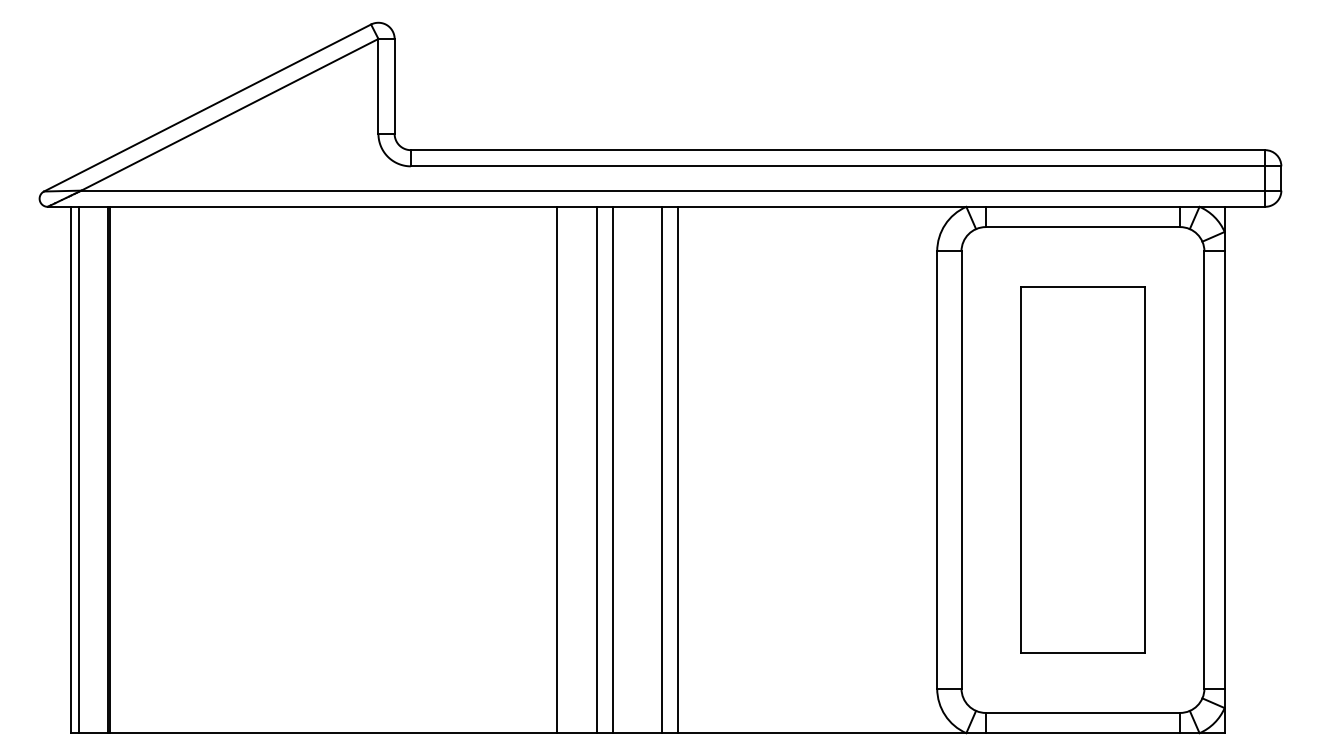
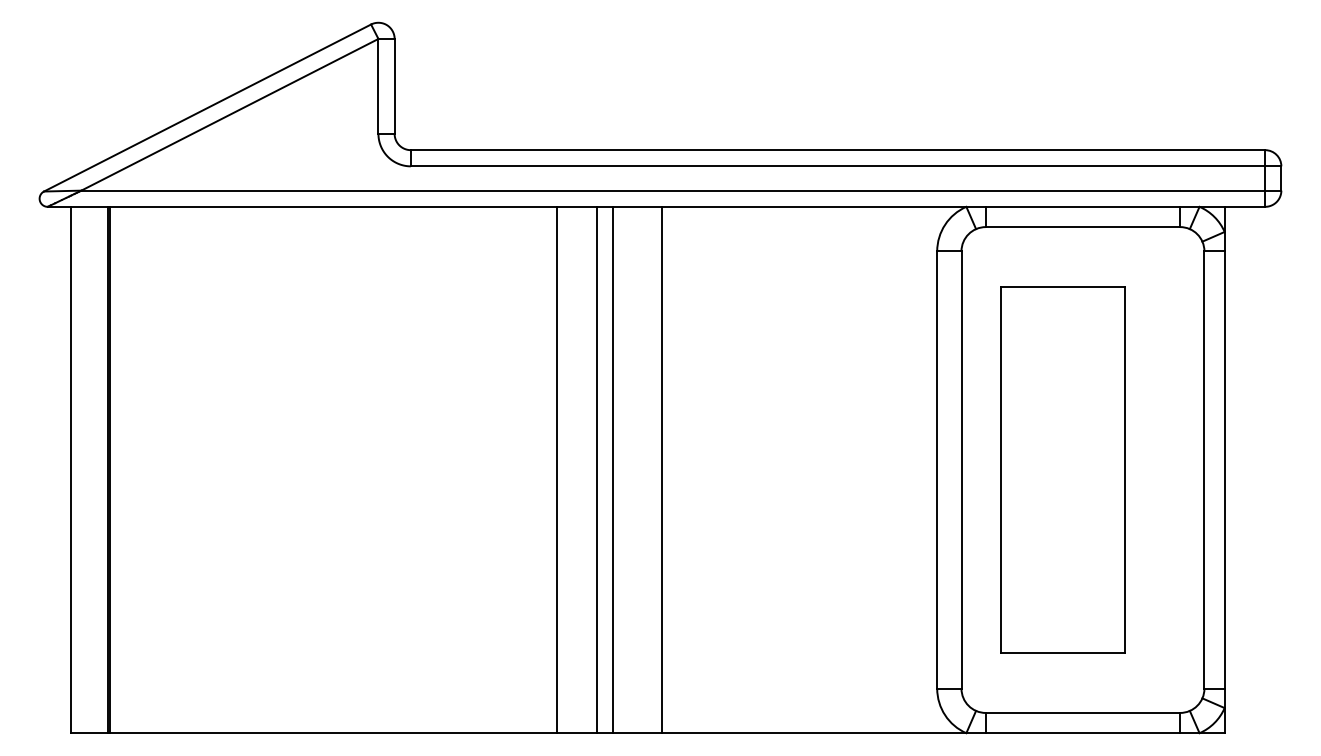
line: present -> none (78, 469)
line: present -> none (678, 469)
part position: (1082, 469) -> (1062, 469) (1062, 469)
